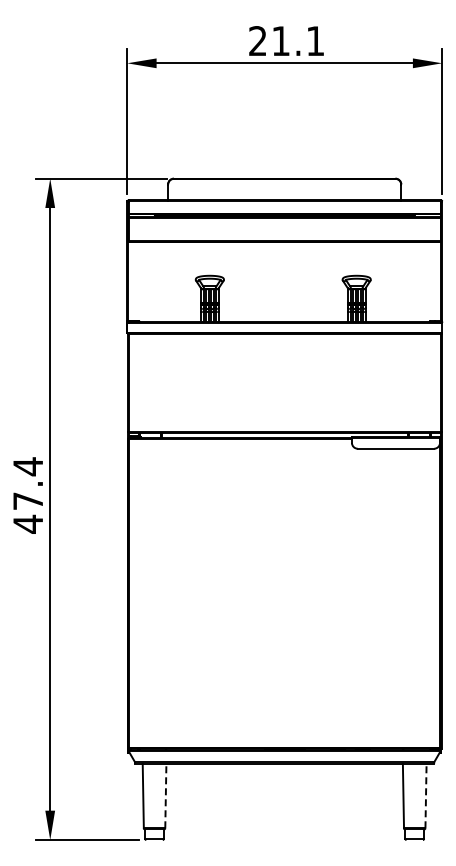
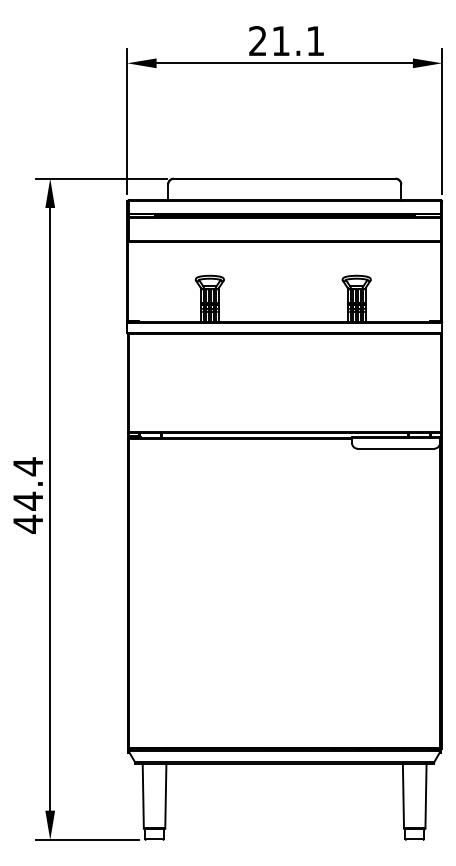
text: 47.4 -> 44.4 (27, 500)
line: dashed -> solid (165, 795)
line: dashed -> solid (426, 795)
